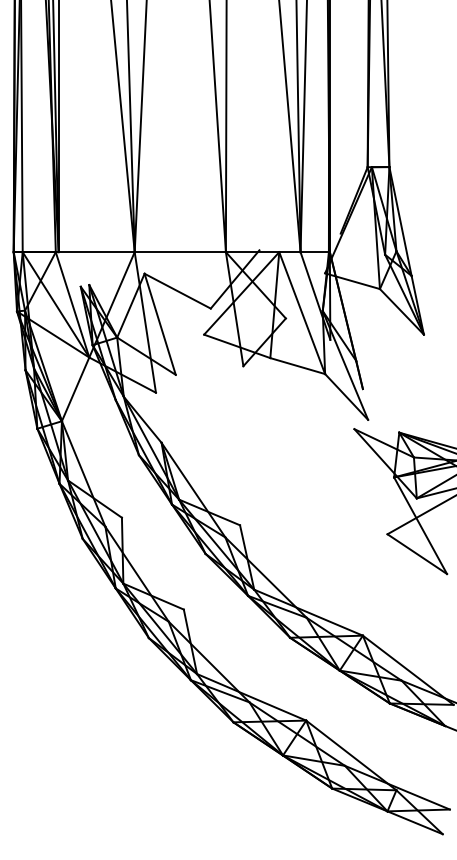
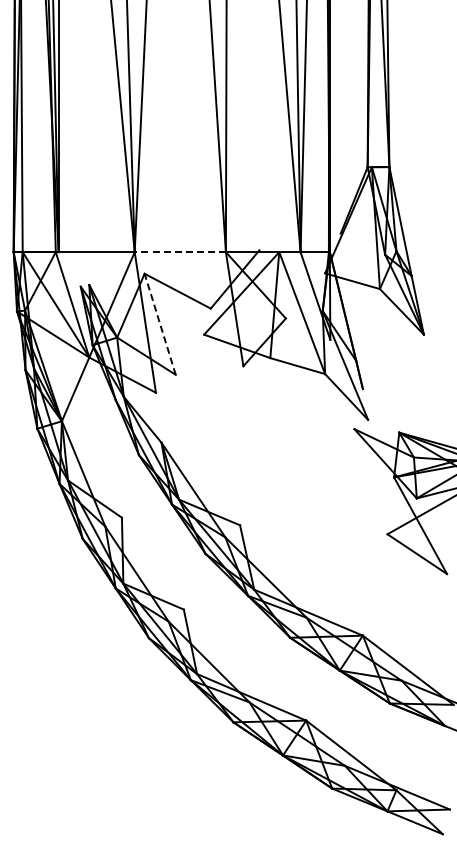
line: solid -> dashed (180, 252)
line: solid -> dashed (160, 324)
